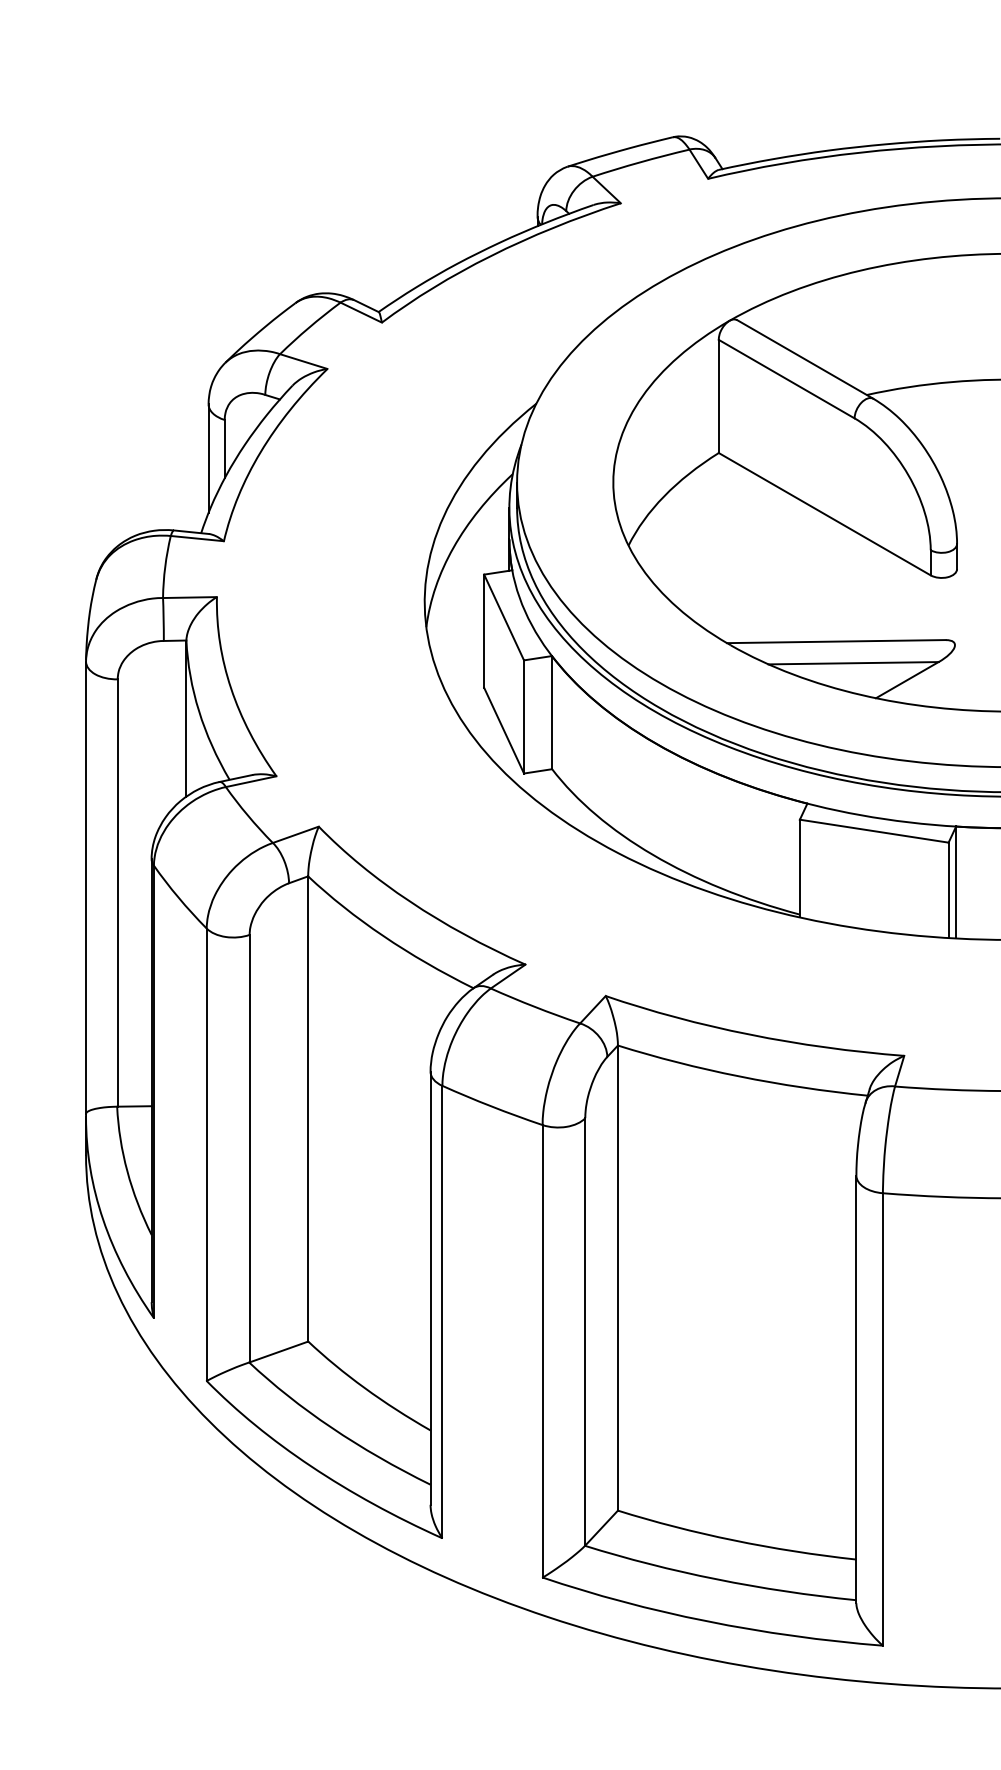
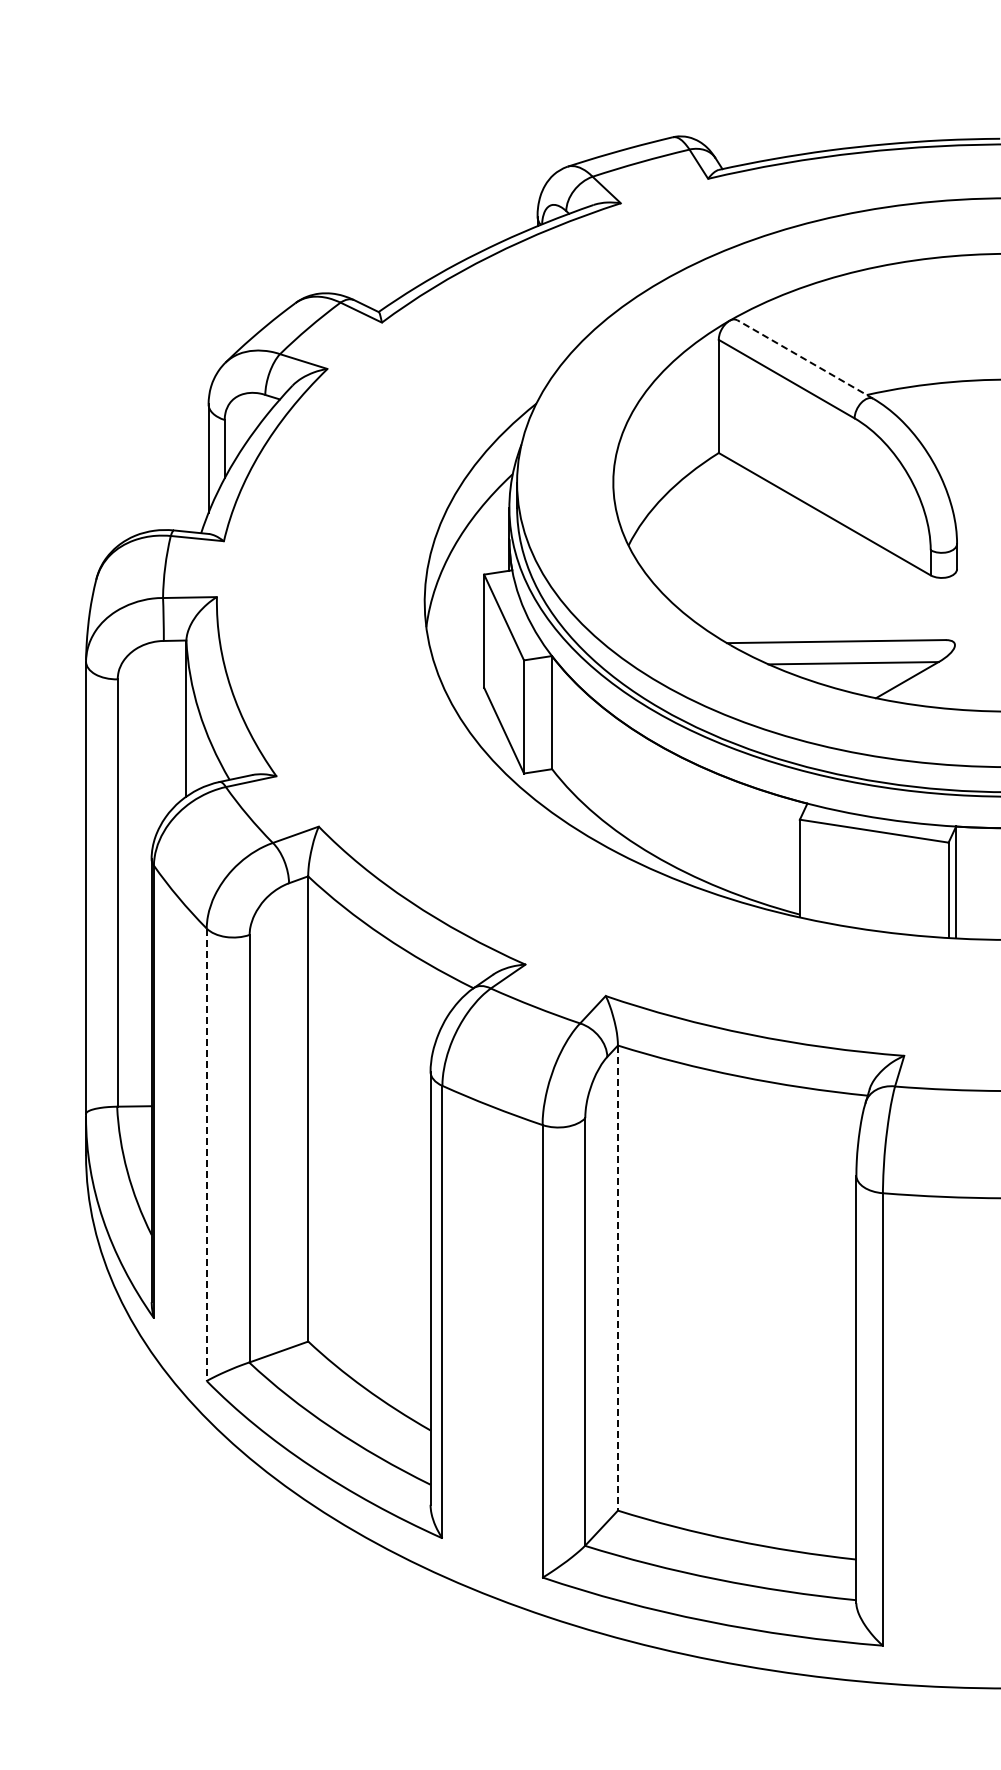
line: solid -> dashed (804, 359)
line: solid -> dashed (206, 1155)
line: solid -> dashed (617, 1278)
